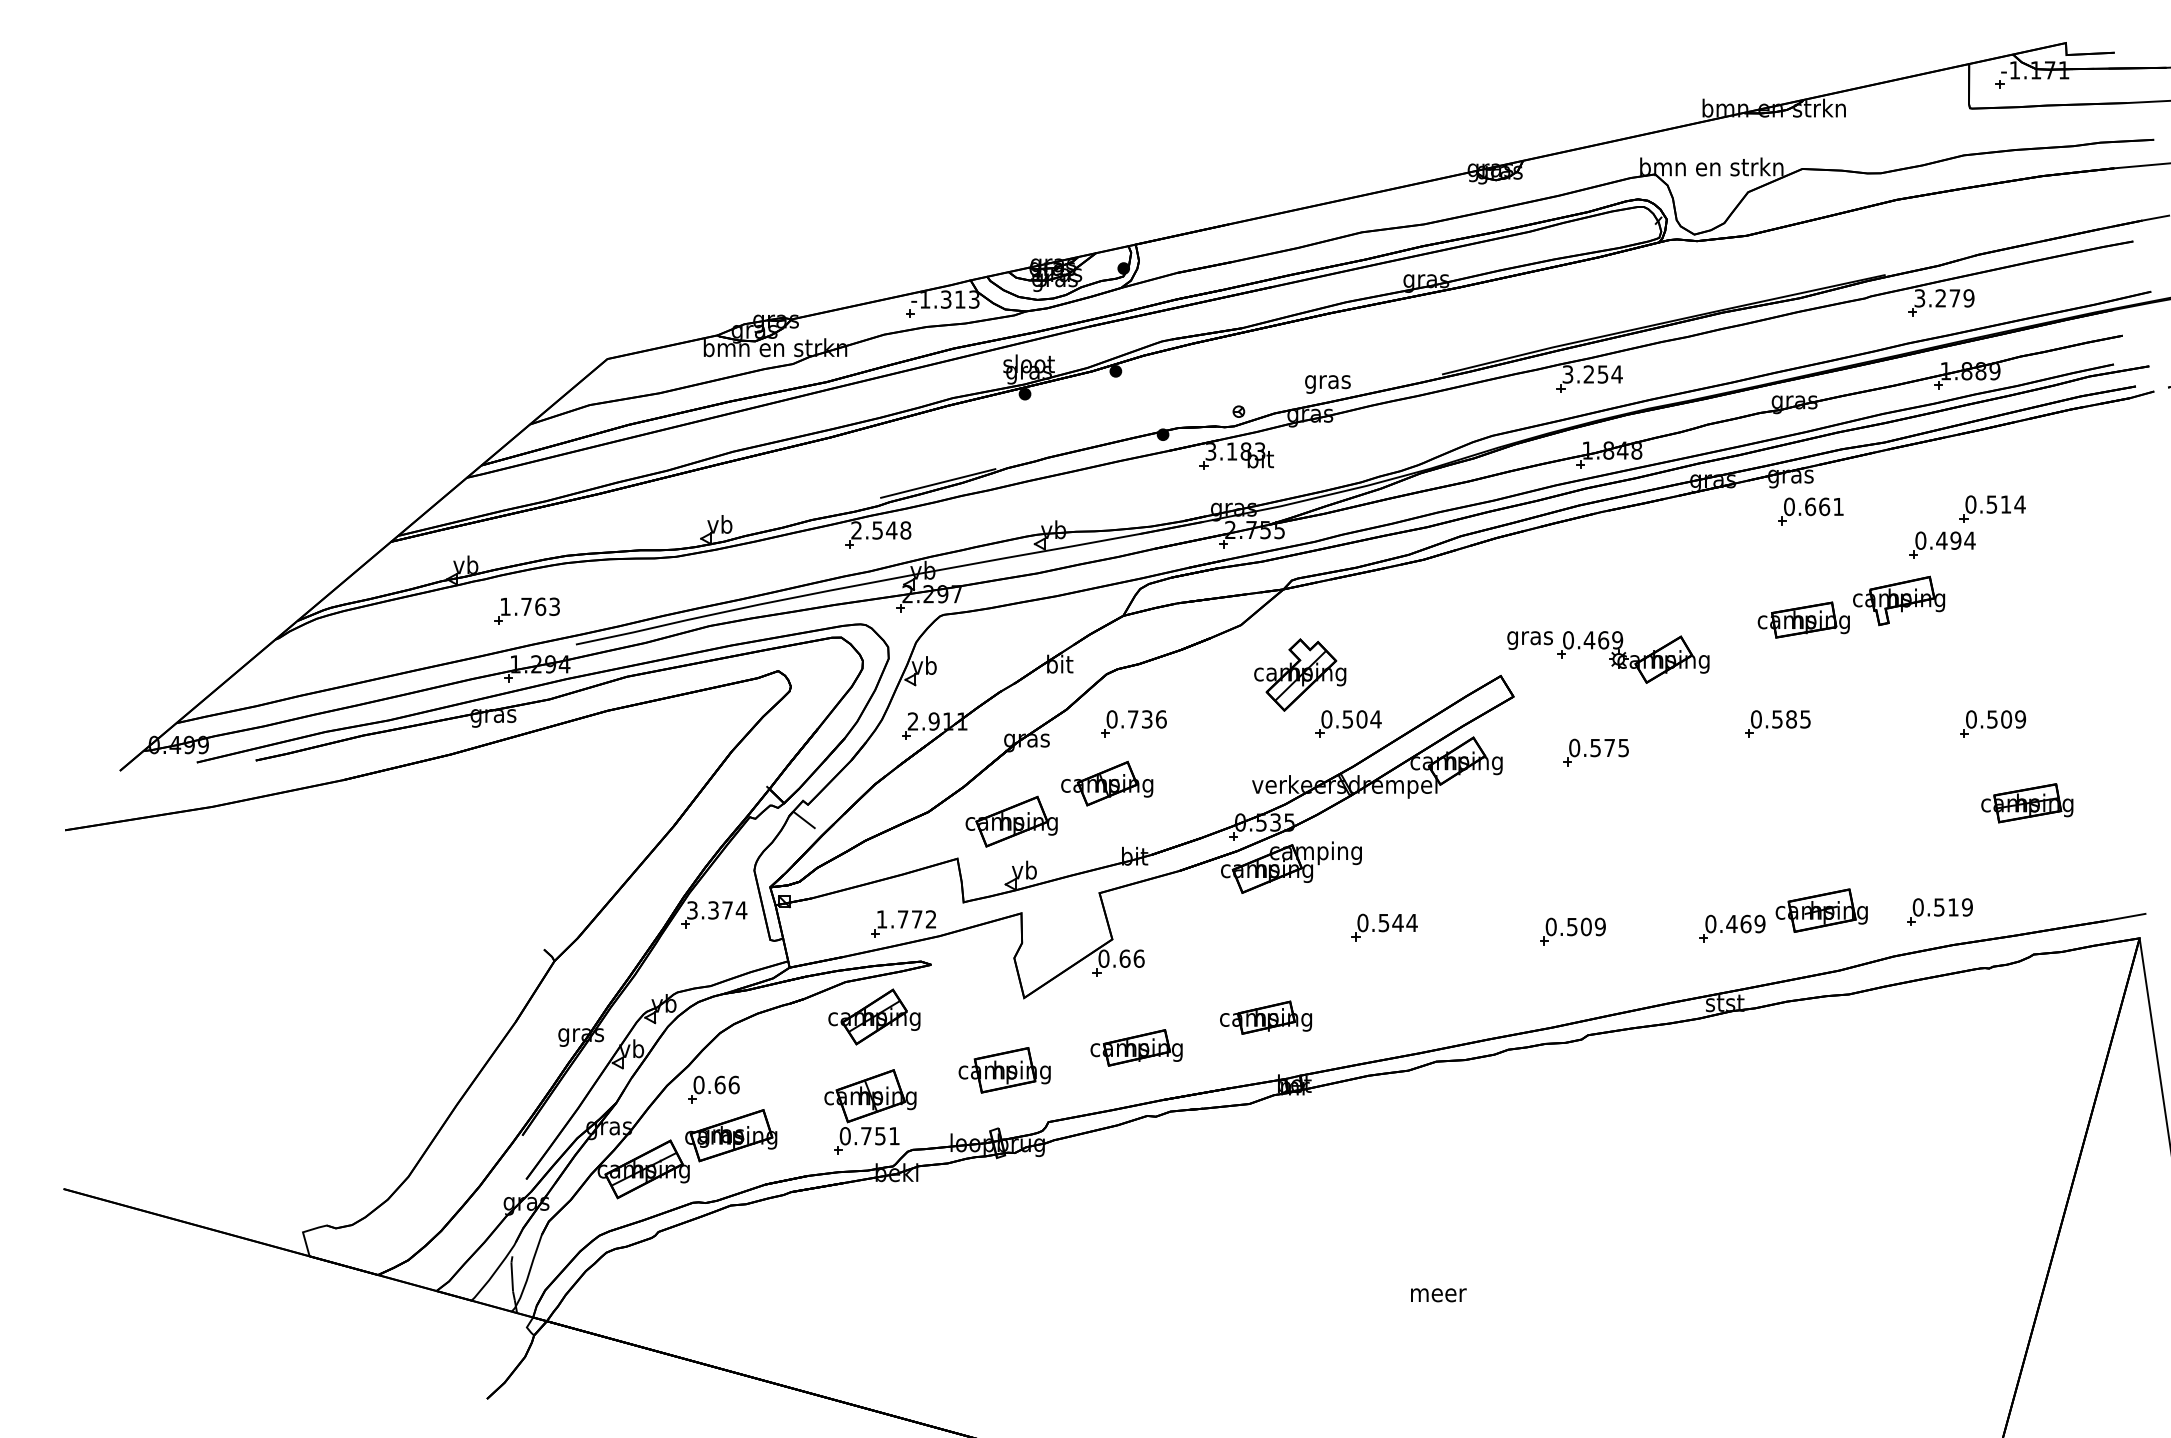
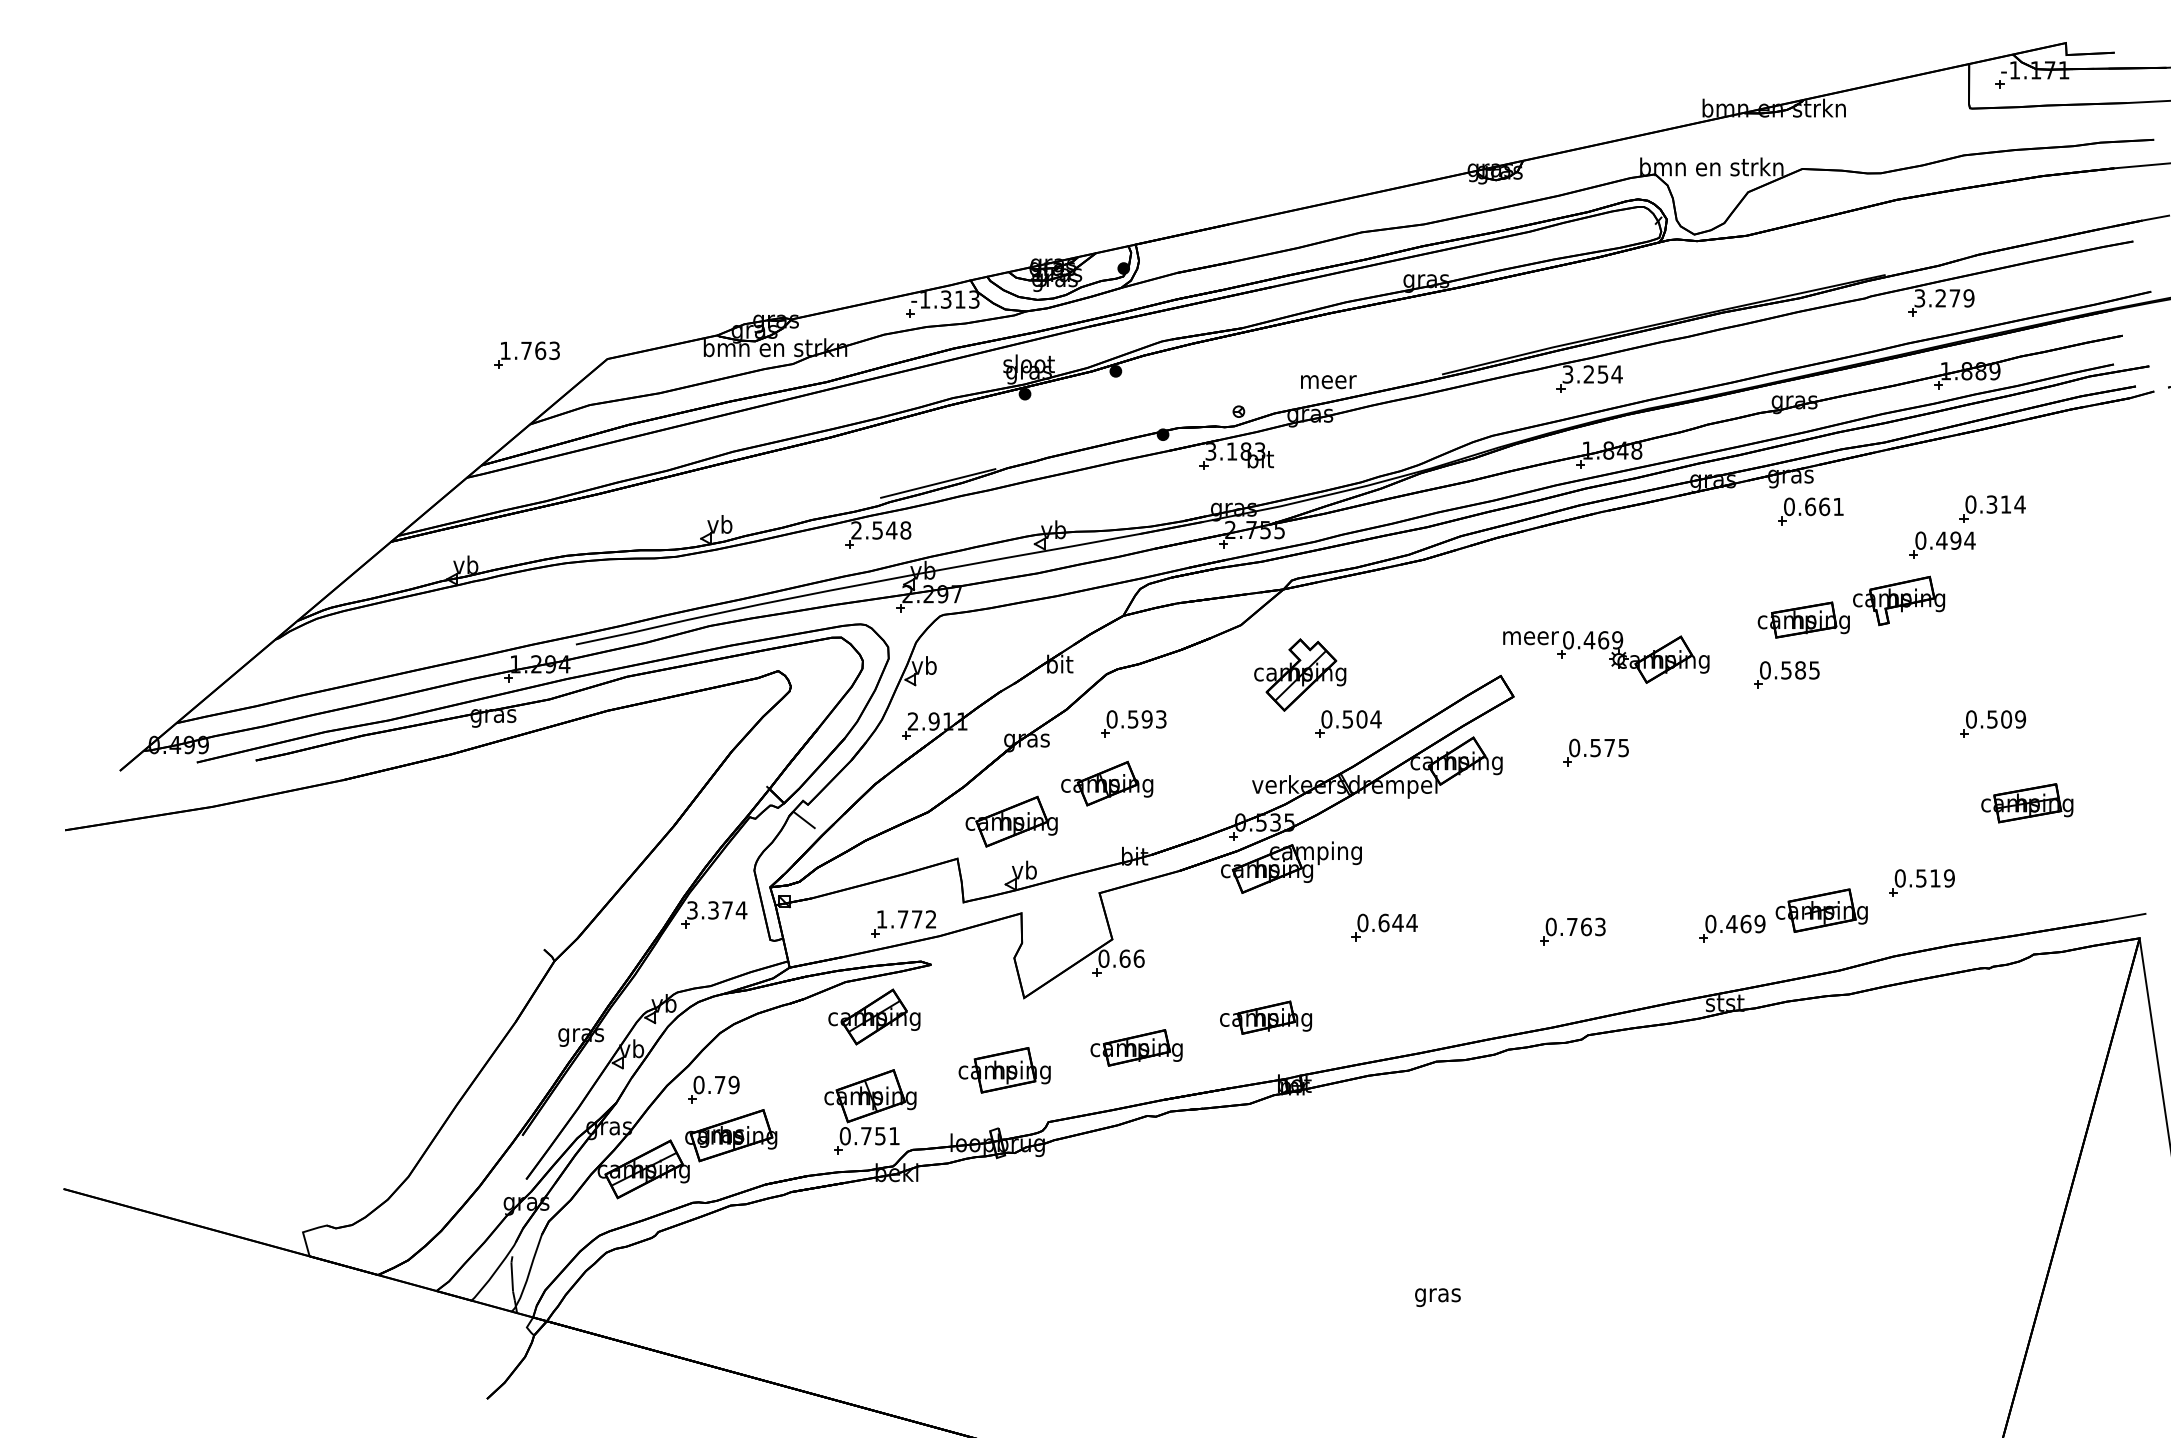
text: gras -> meer (1328, 384)
text: 0.514 -> 0.314 (1992, 503)
part position: (526, 610) -> (526, 354) (526, 354)
text: gras -> meer (1530, 640)
text: 0.736 -> 0.593 (1147, 719)
part position: (1777, 723) -> (1786, 674) (1786, 674)
part position: (1939, 911) -> (1921, 882) (1921, 882)
text: 0.544 -> 0.644 (1383, 922)
text: 0.509 -> 0.763 (1586, 926)
text: 0.66 -> 0.79 (726, 1084)
text: meer -> gras (1438, 1297)
